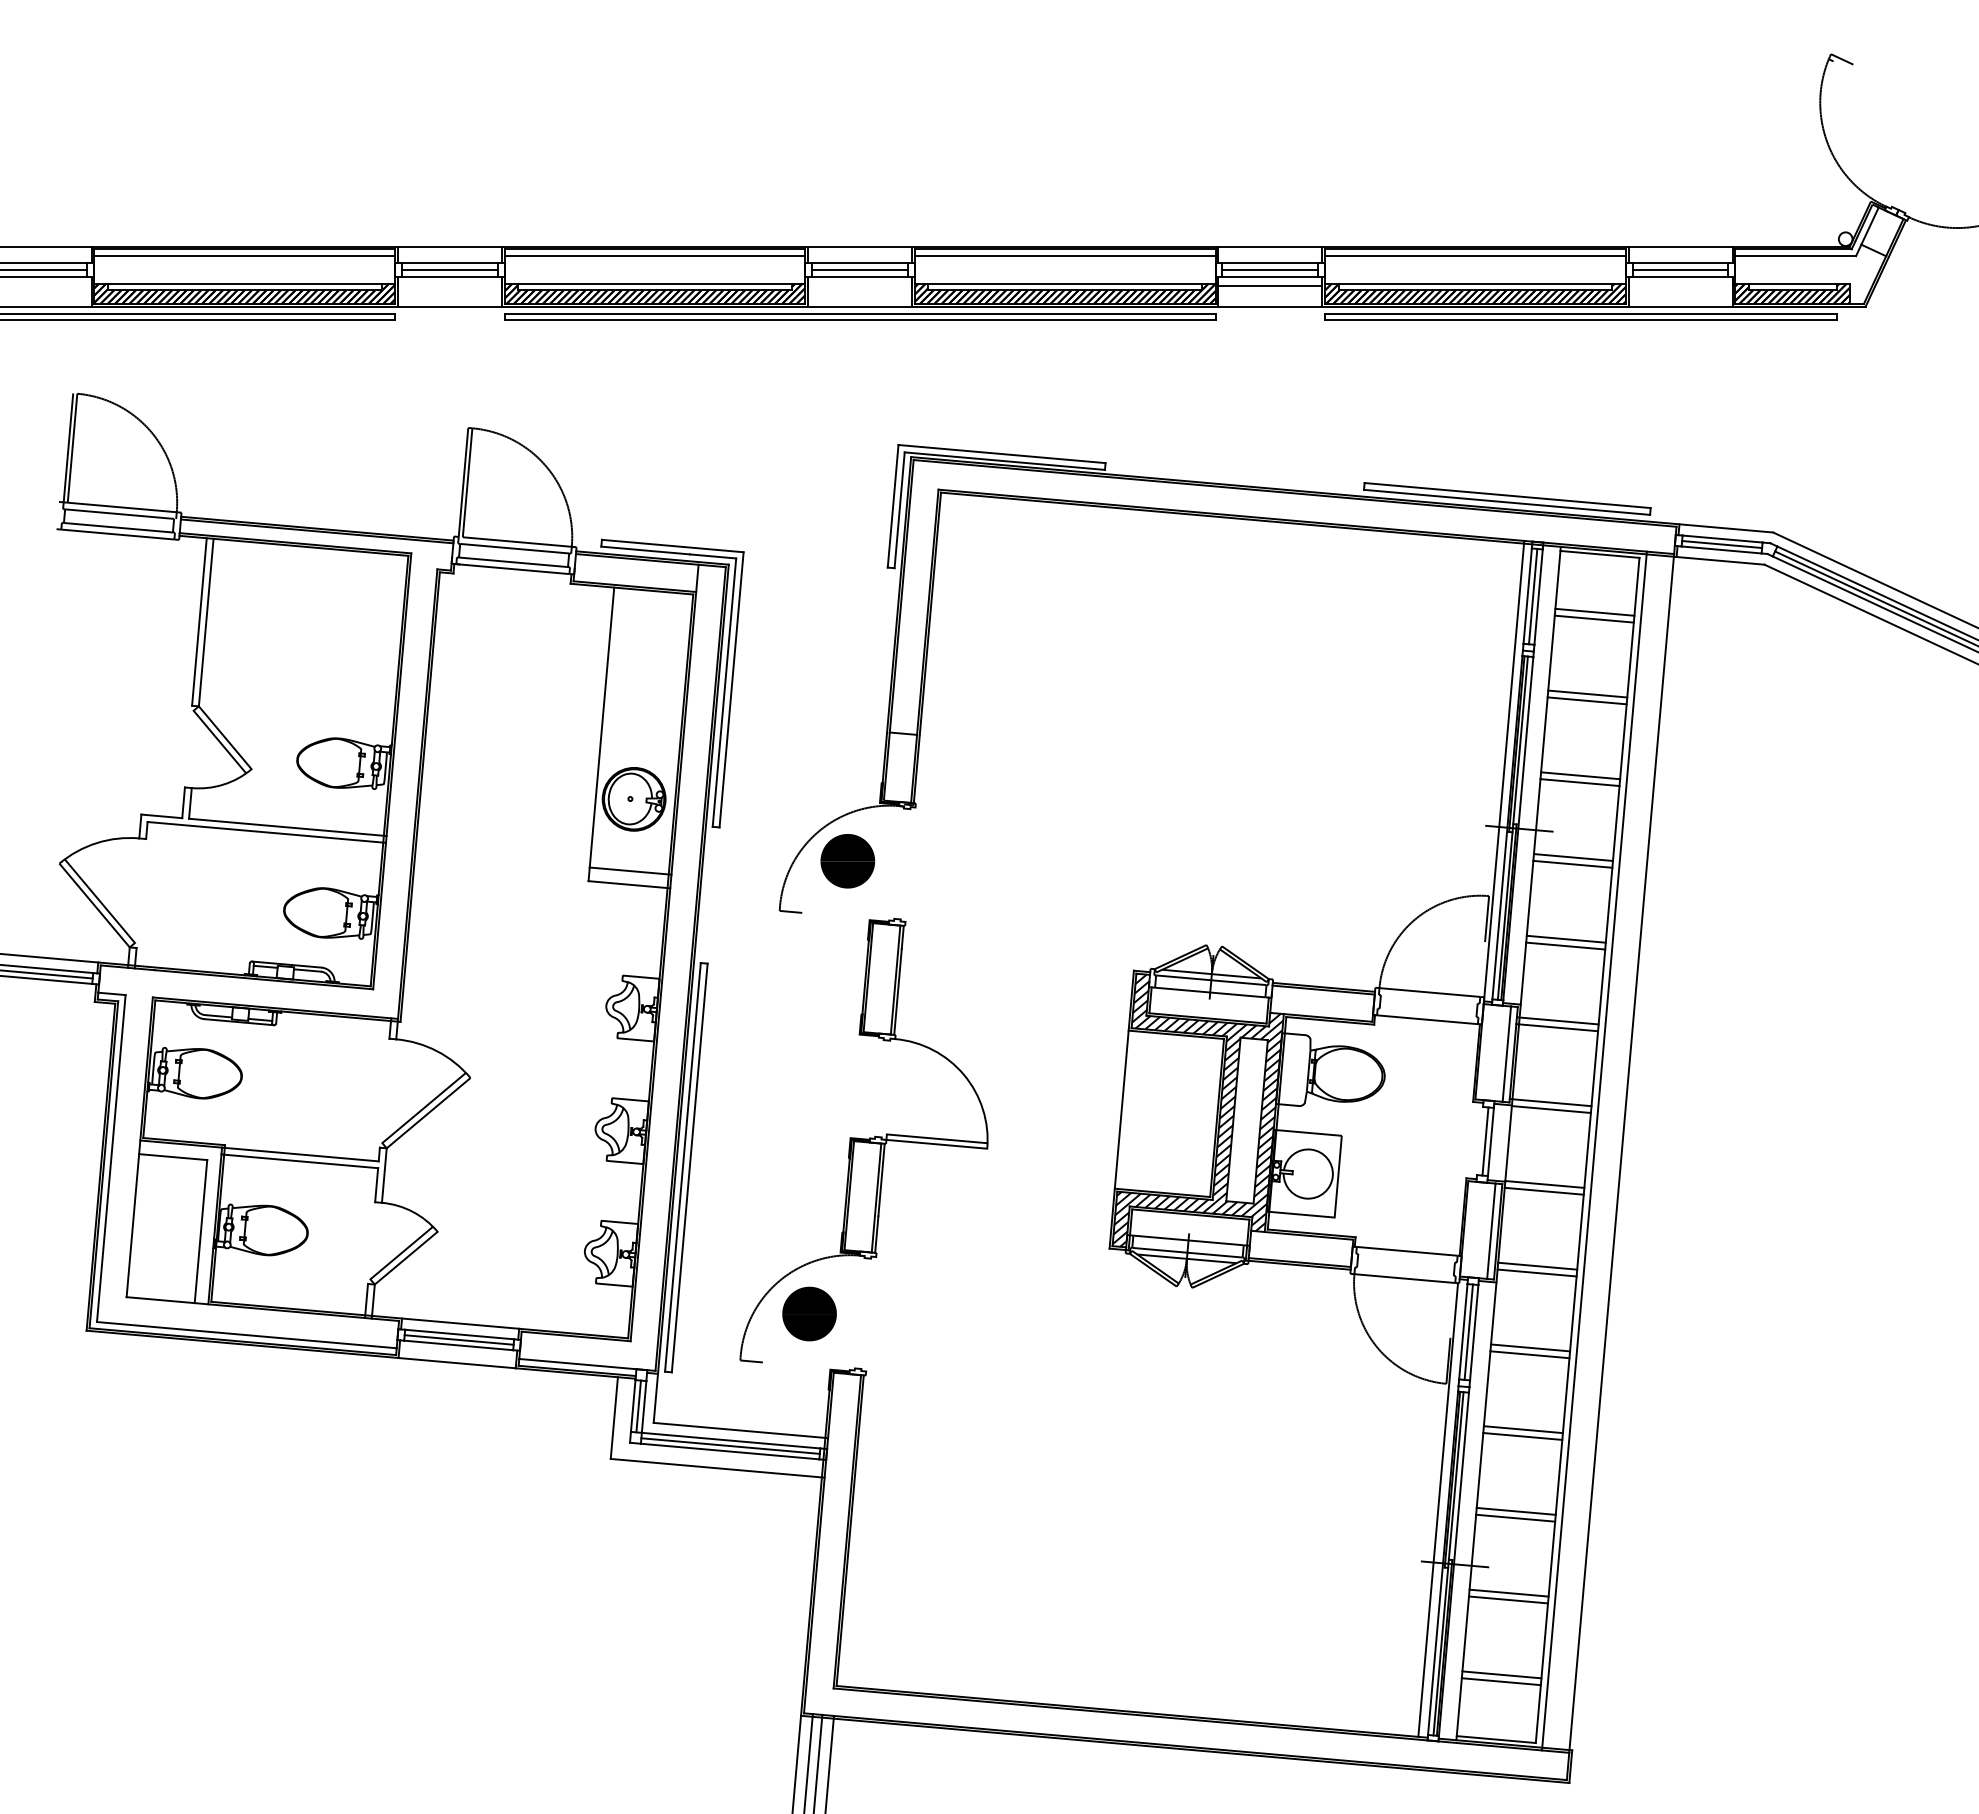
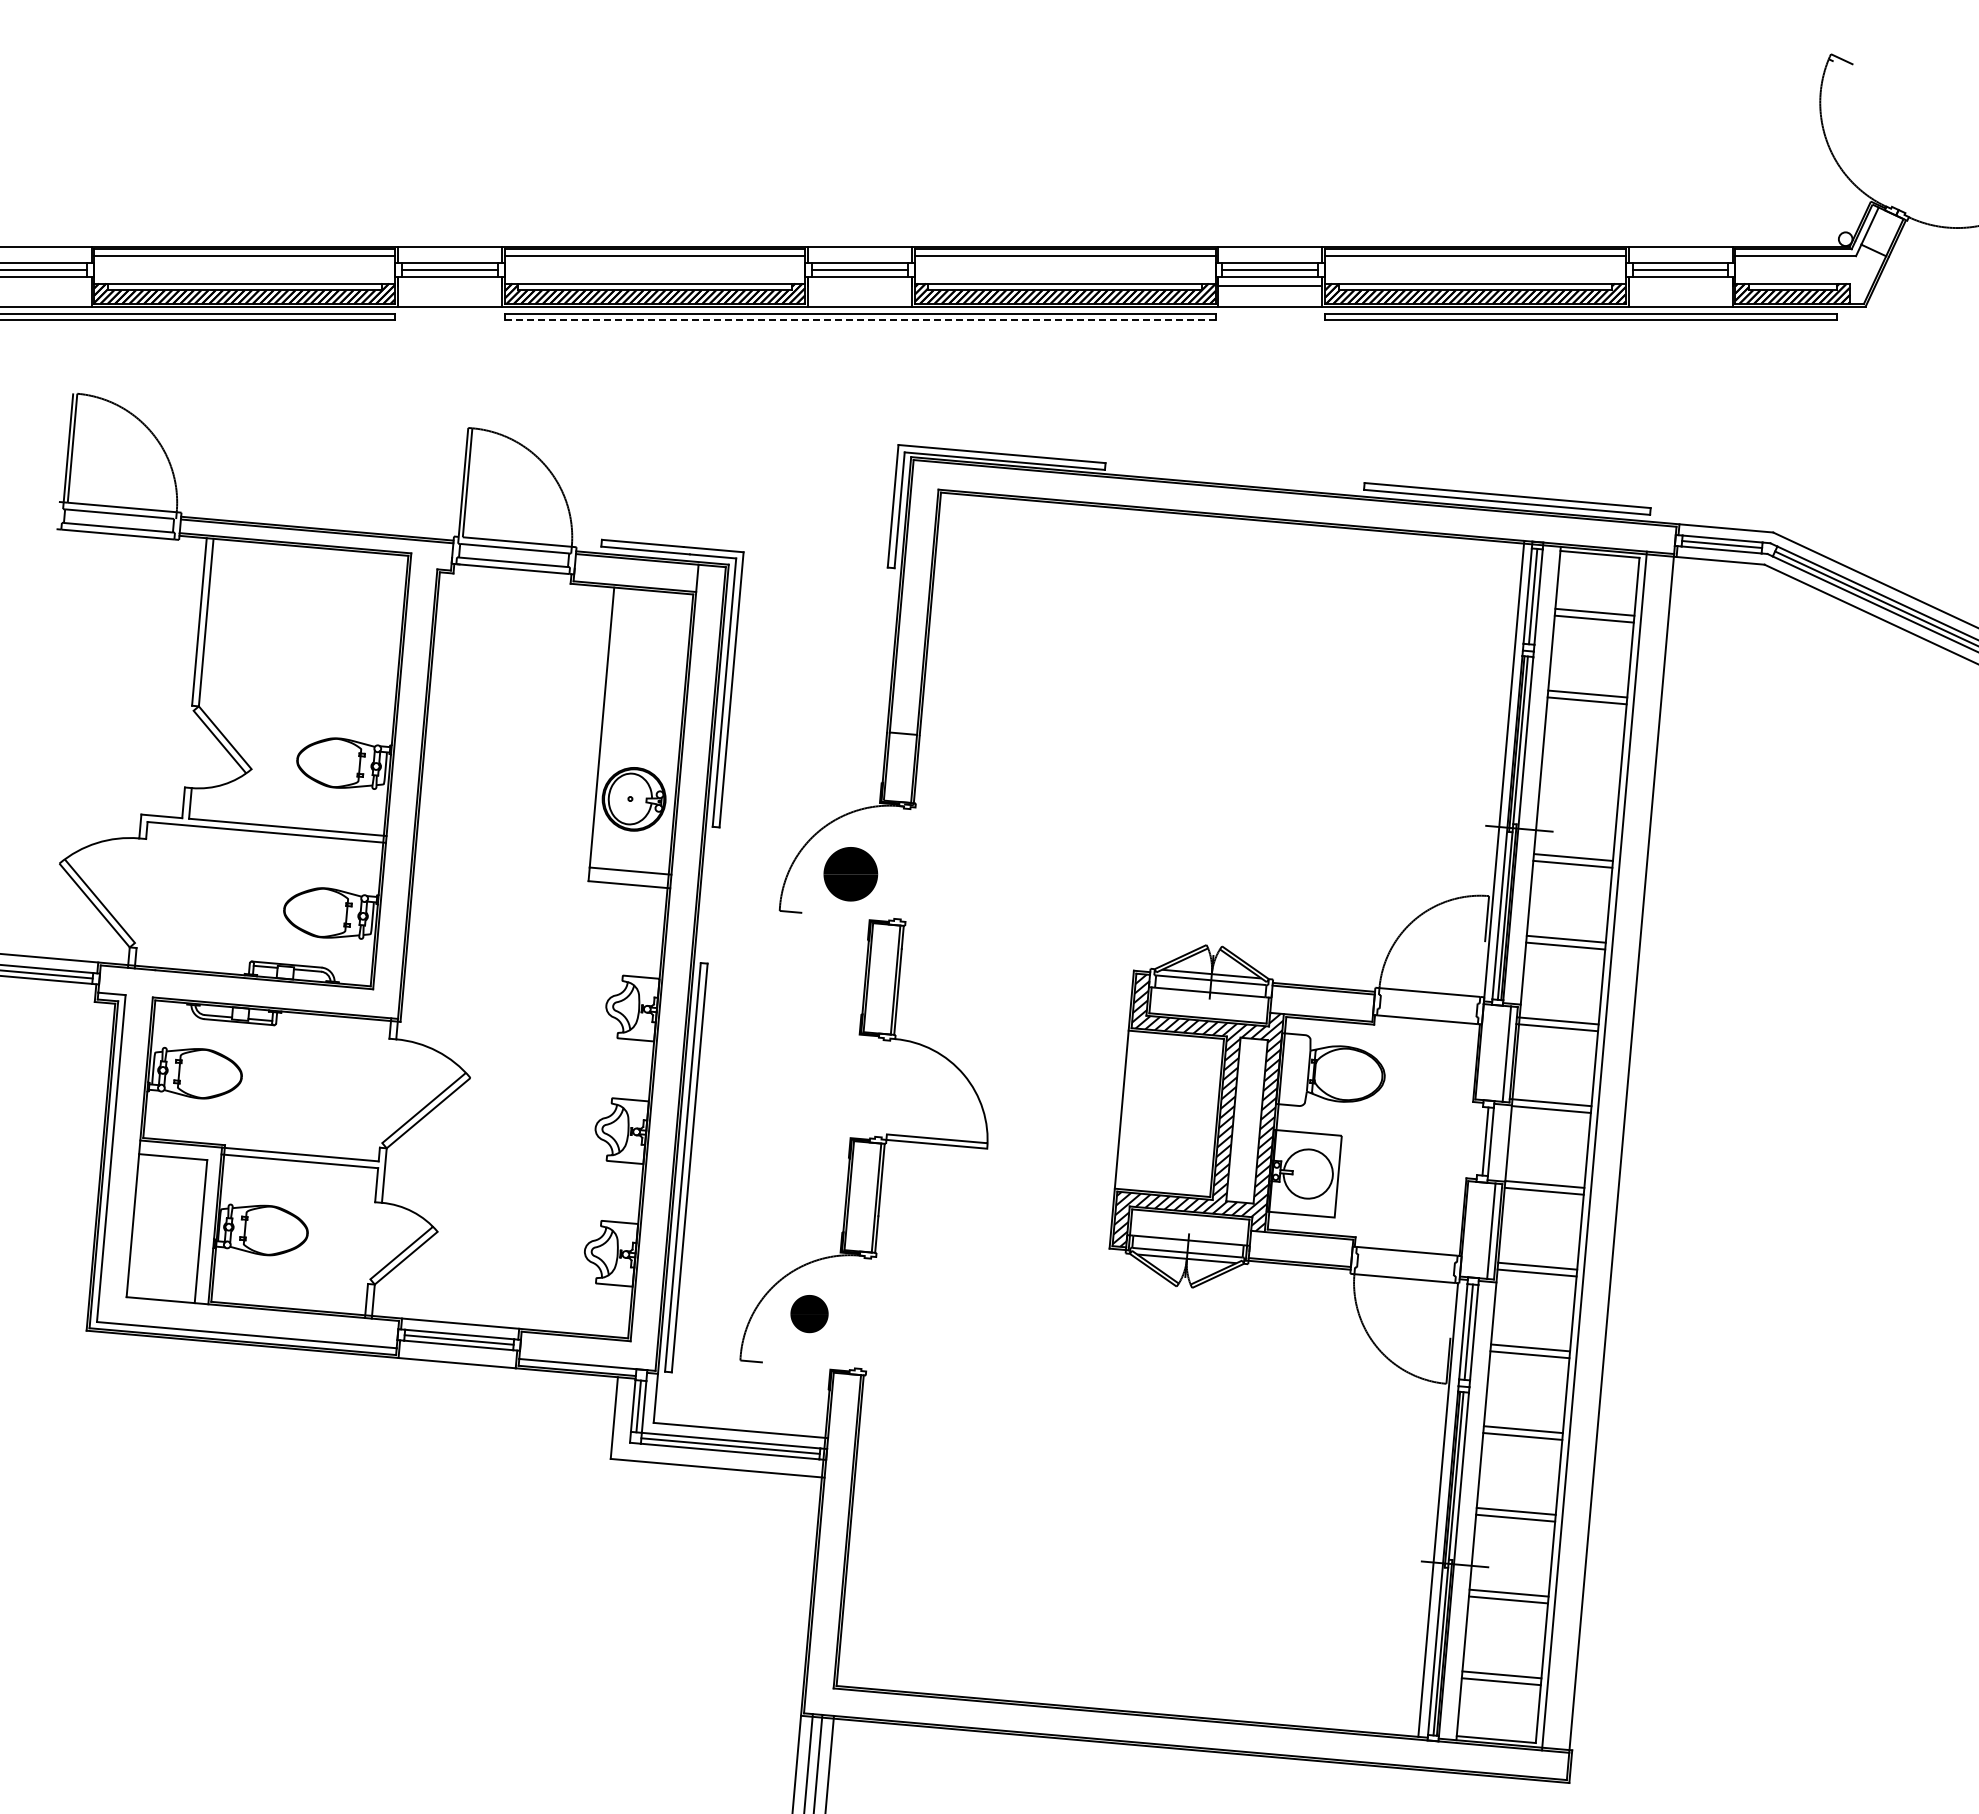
line: solid -> dashed (860, 320)
line: present -> none (1580, 775)
line: present -> none (1579, 782)
part position: (847, 861) -> (850, 874) (850, 874)
part size: 55x56 px -> 39x39 px (809, 1314)
